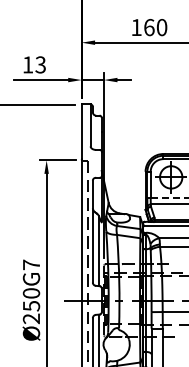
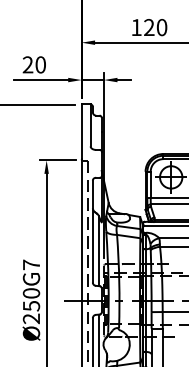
text: 160 -> 120 (149, 27)
text: 13 -> 20 (33, 64)
line: dashed -> solid (169, 198)
